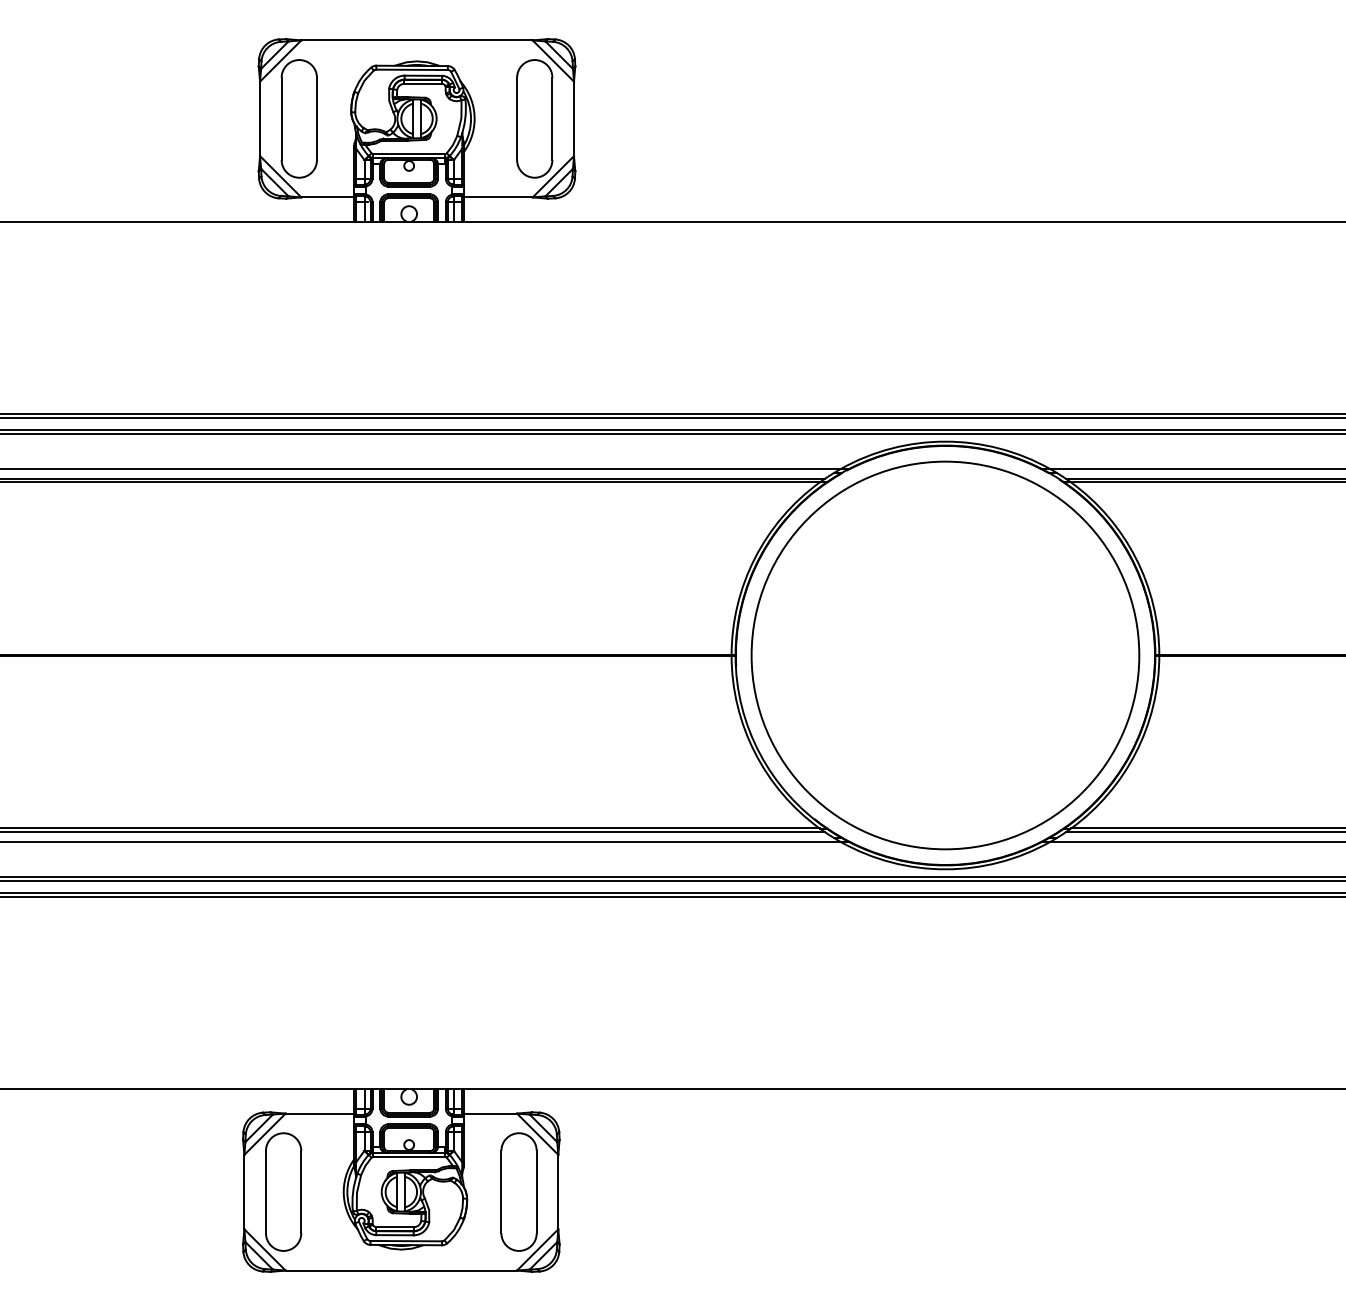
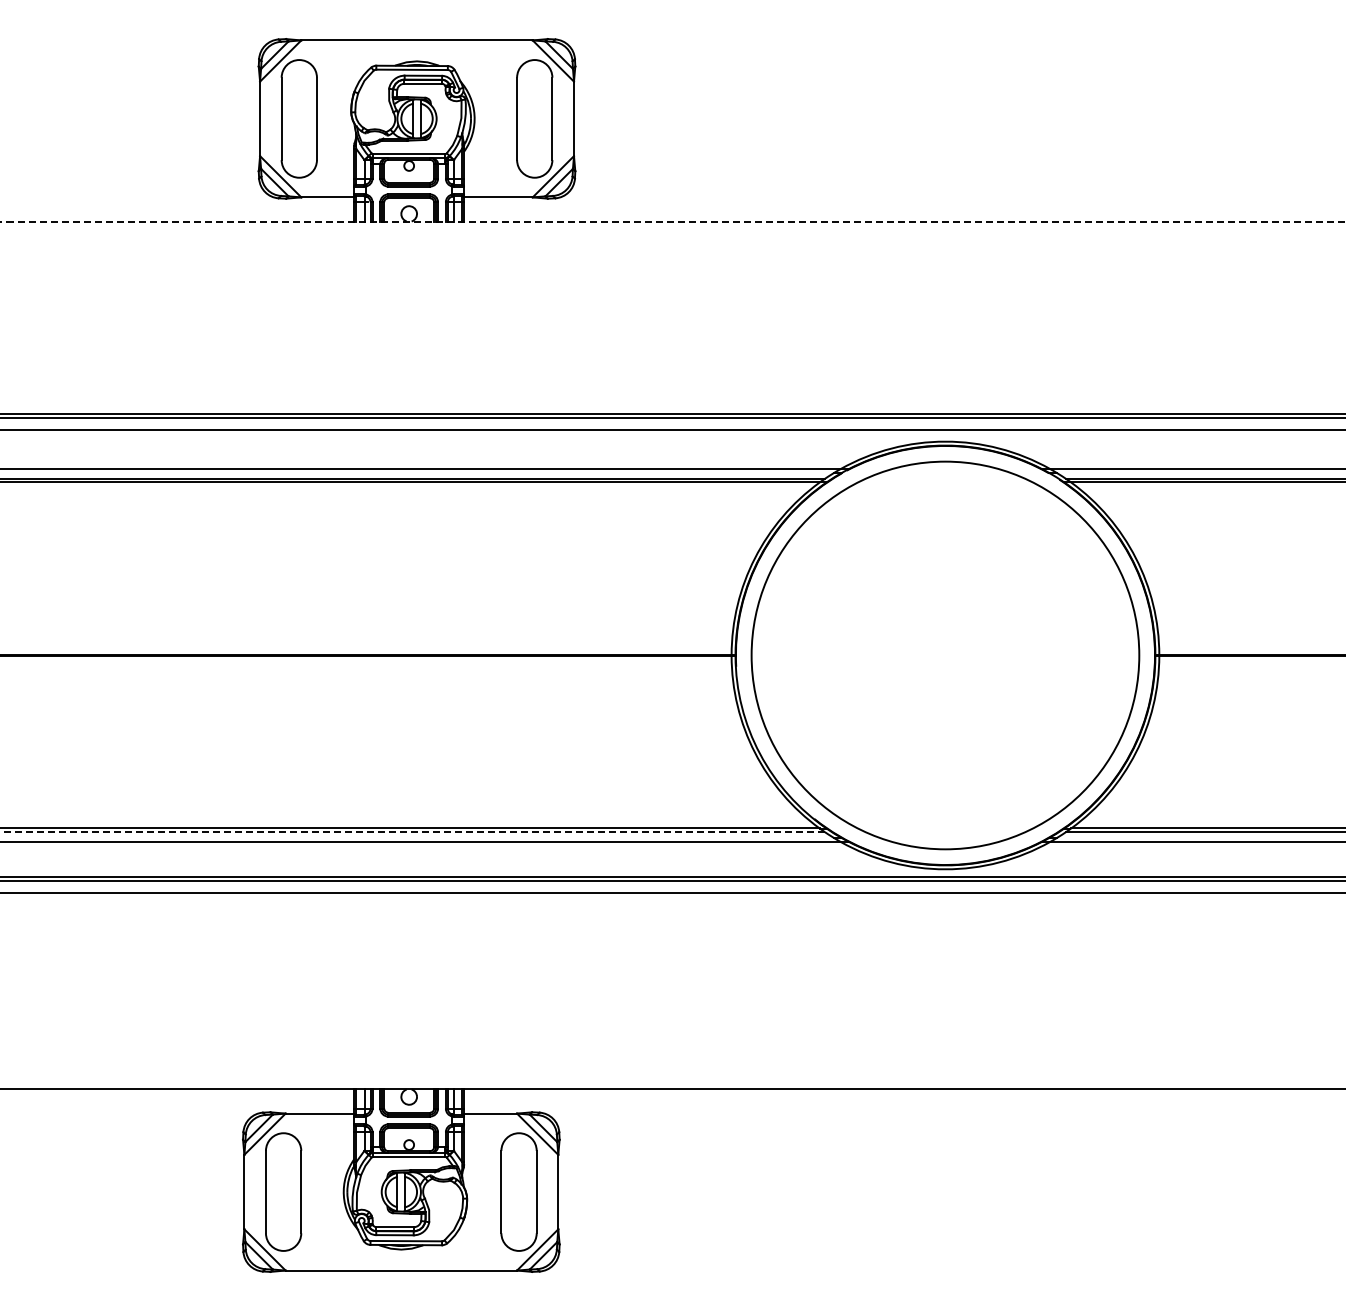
line: solid -> dashed (673, 221)
line: present -> none (672, 433)
line: solid -> dashed (411, 832)
line: present -> none (672, 897)
